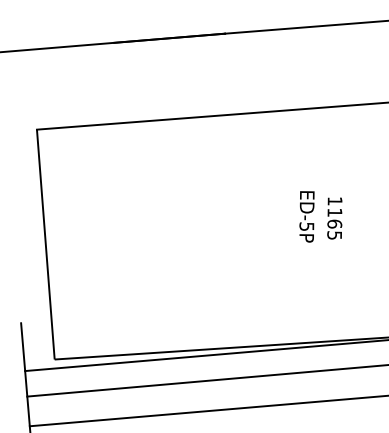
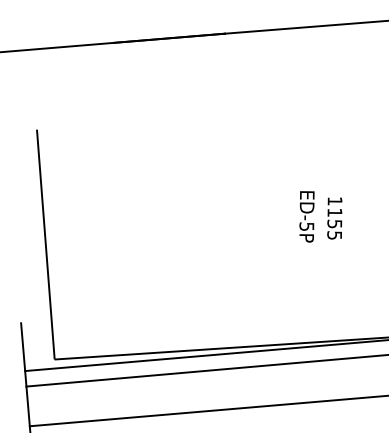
line: present -> none (210, 115)
text: 1165 -> 1155 (334, 223)
line position: (206, 380) -> (205, 370) (205, 370)
